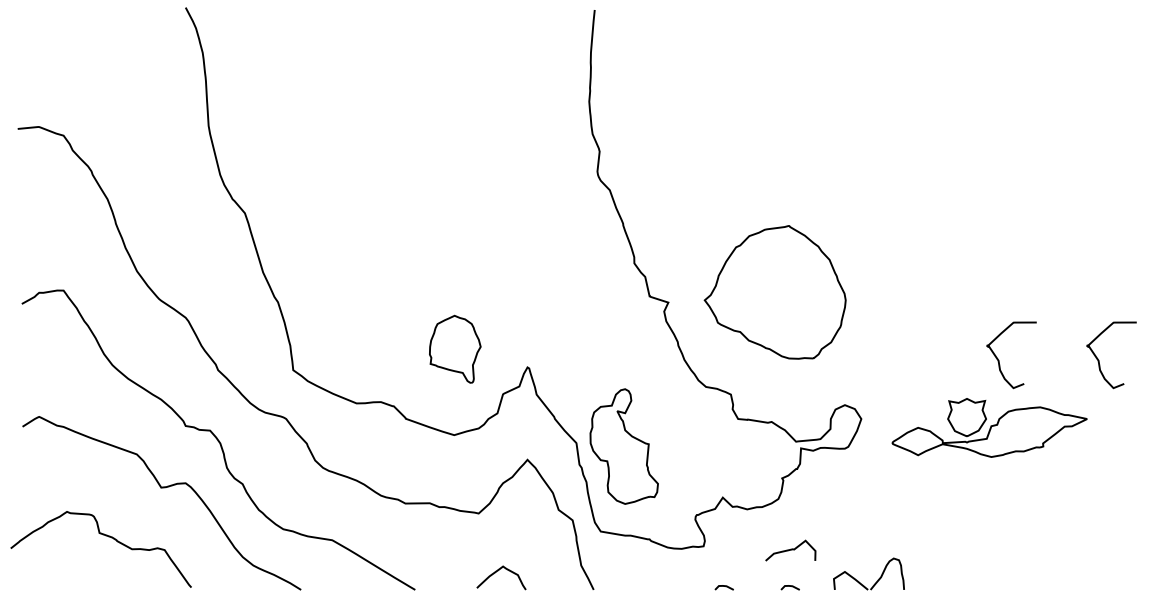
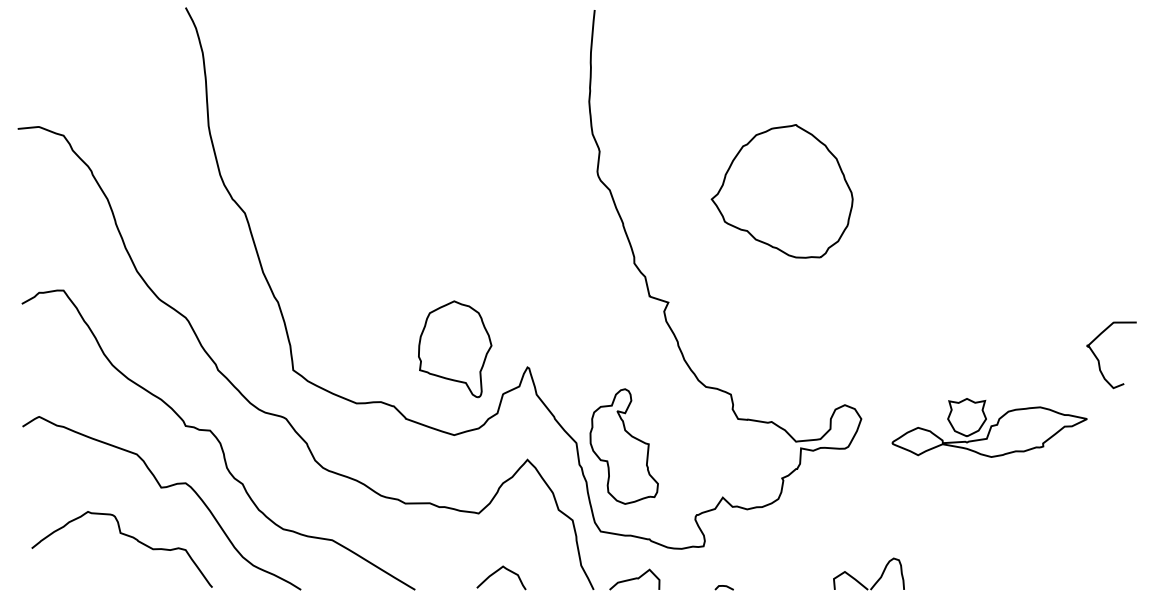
part position: (774, 292) -> (781, 191) (781, 191)
part size: 53x70 px -> 75x99 px (455, 349)
curve: present -> none (999, 360)
curve position: (105, 536) -> (126, 536) (126, 536)
curve position: (790, 550) -> (634, 579) (634, 579)
line: present -> none (789, 586)
